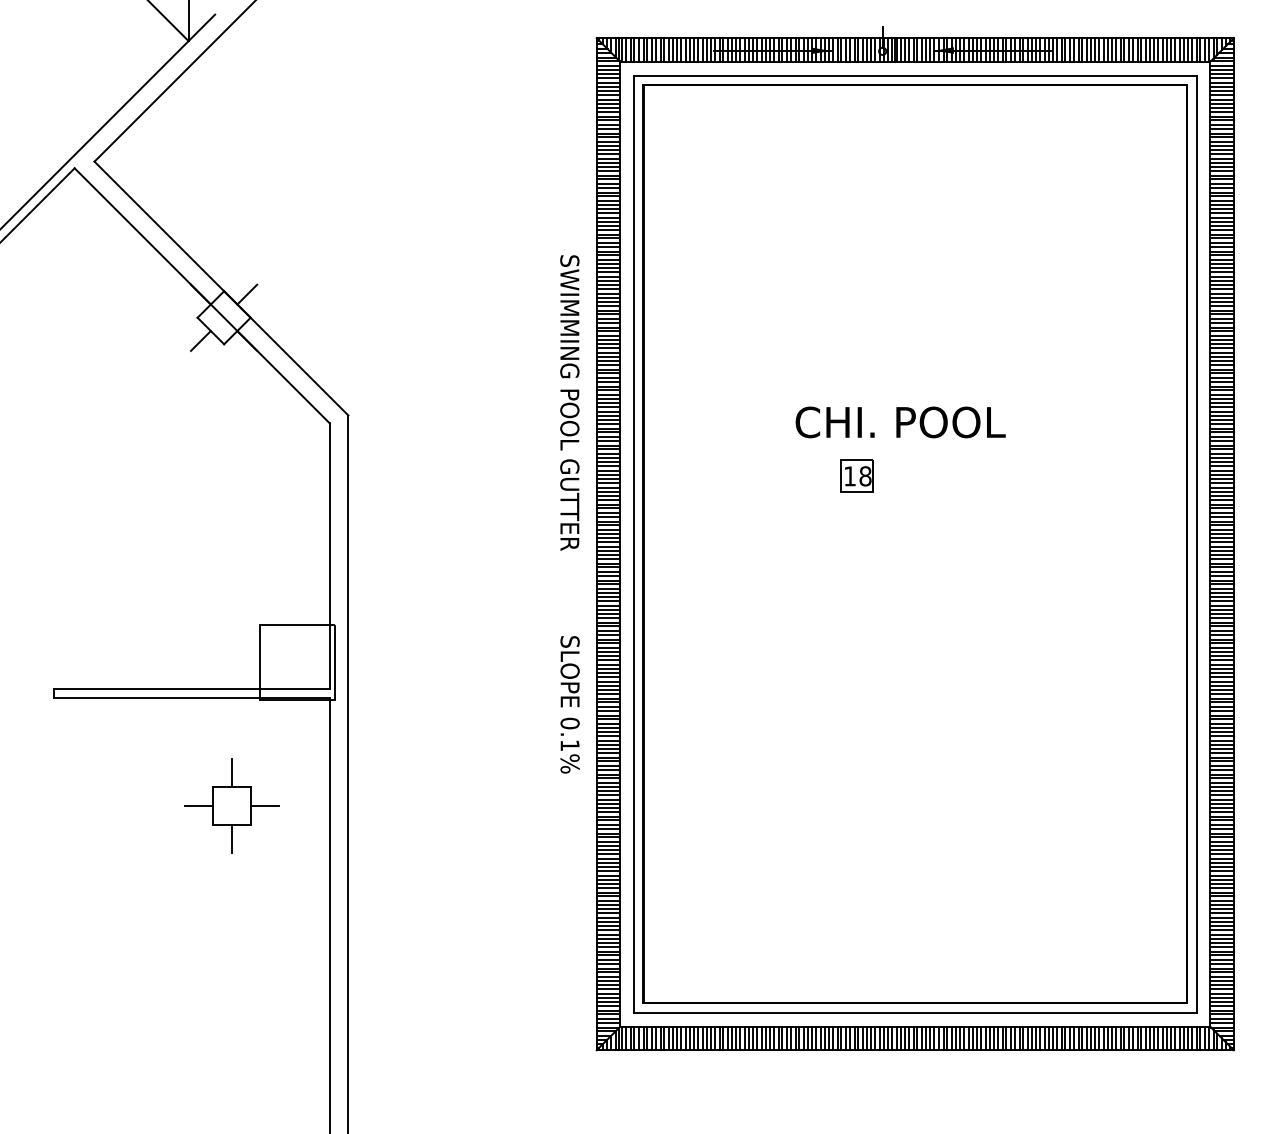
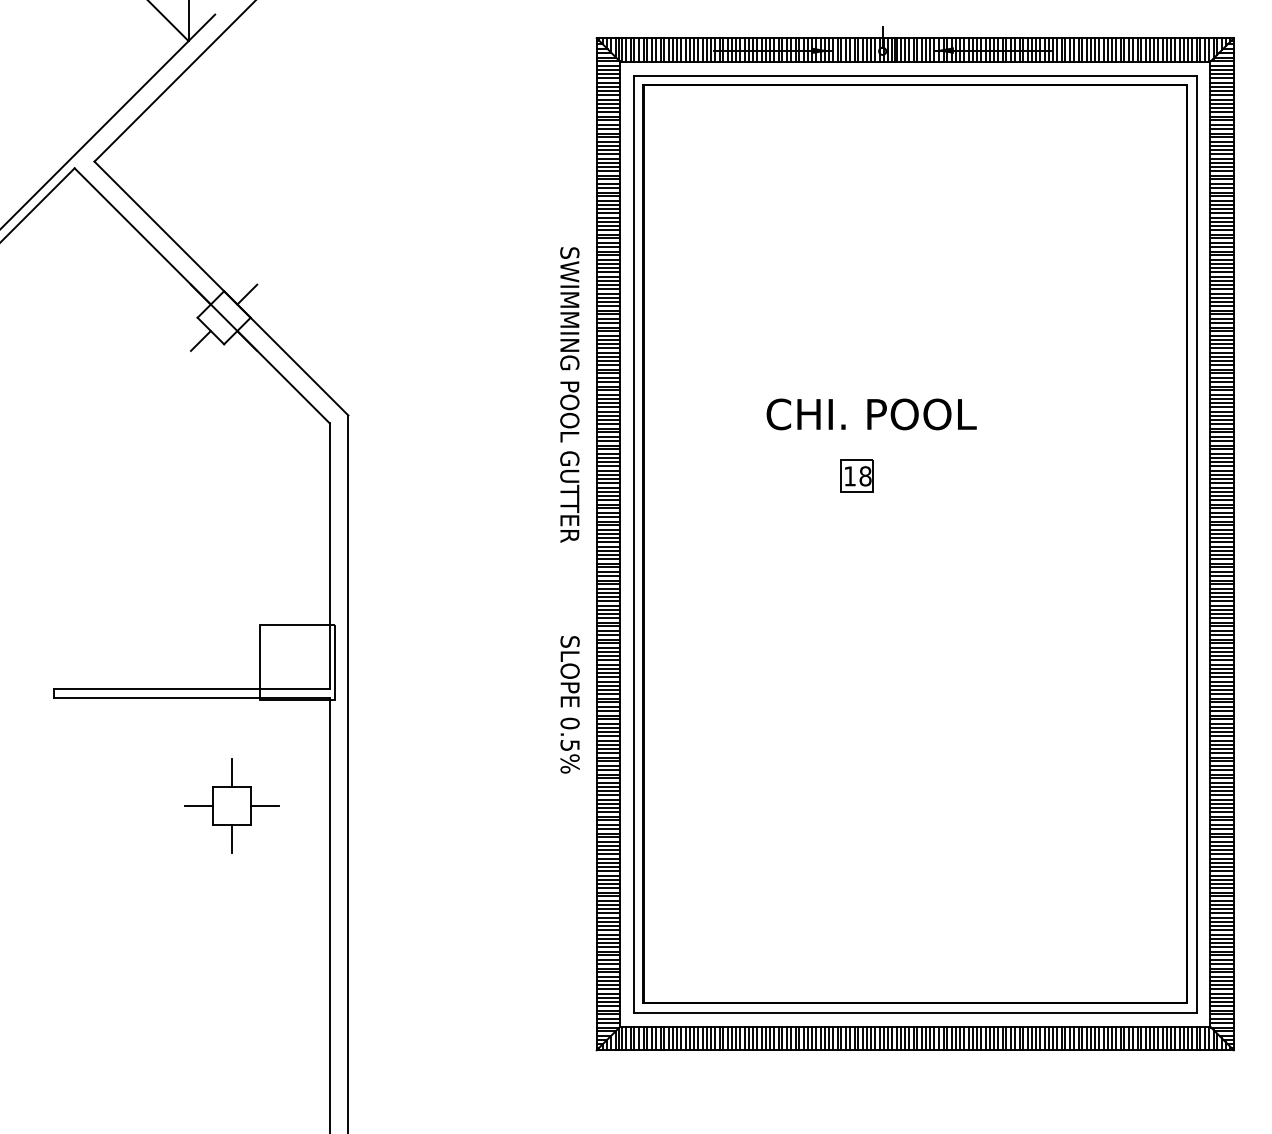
text position: (569, 402) -> (569, 394) (569, 394)
text position: (900, 422) -> (871, 414) (871, 414)
text: 0.1% -> 0.5% (569, 745)
